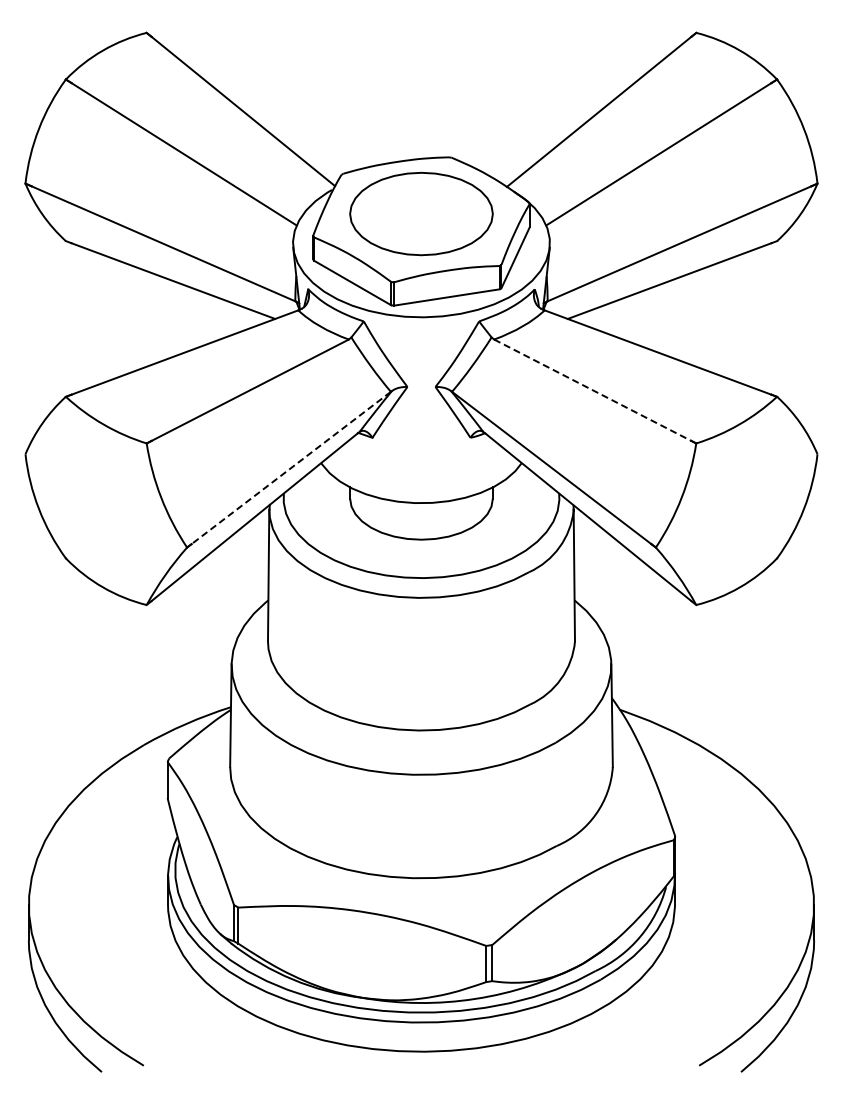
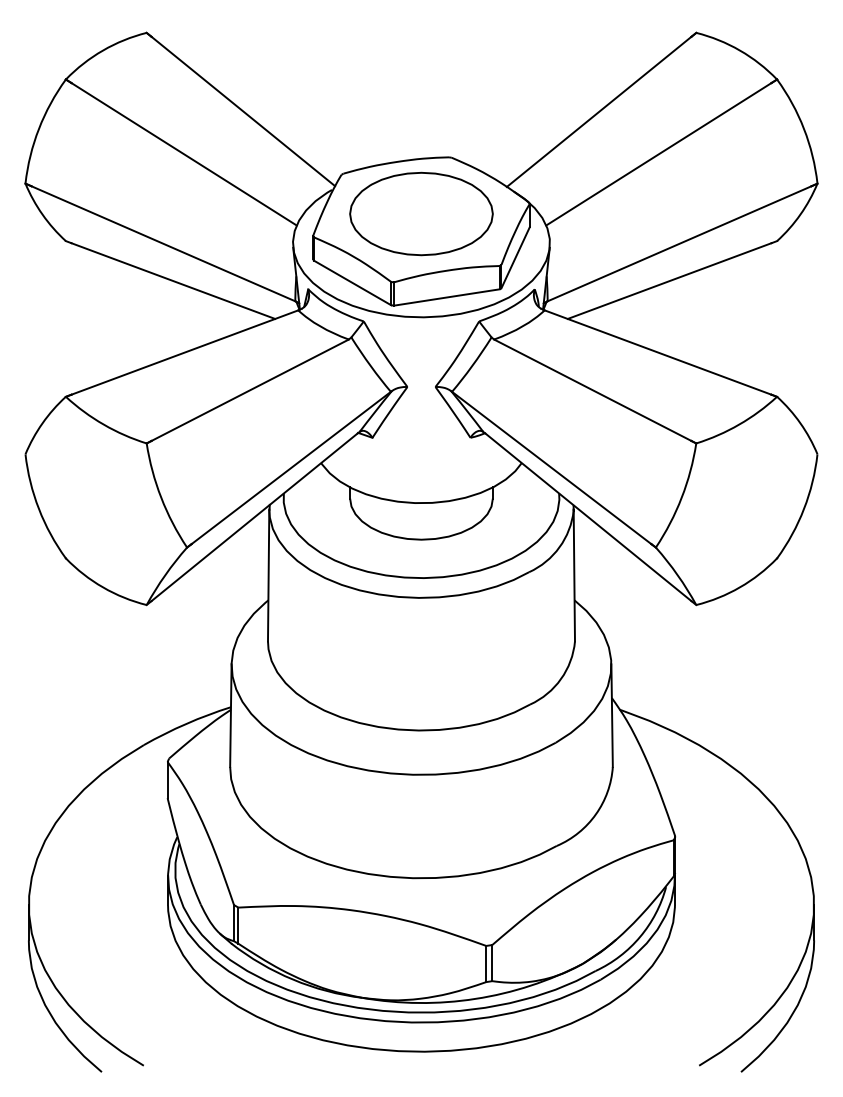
line: dashed -> solid (592, 390)
line: dashed -> solid (290, 468)
